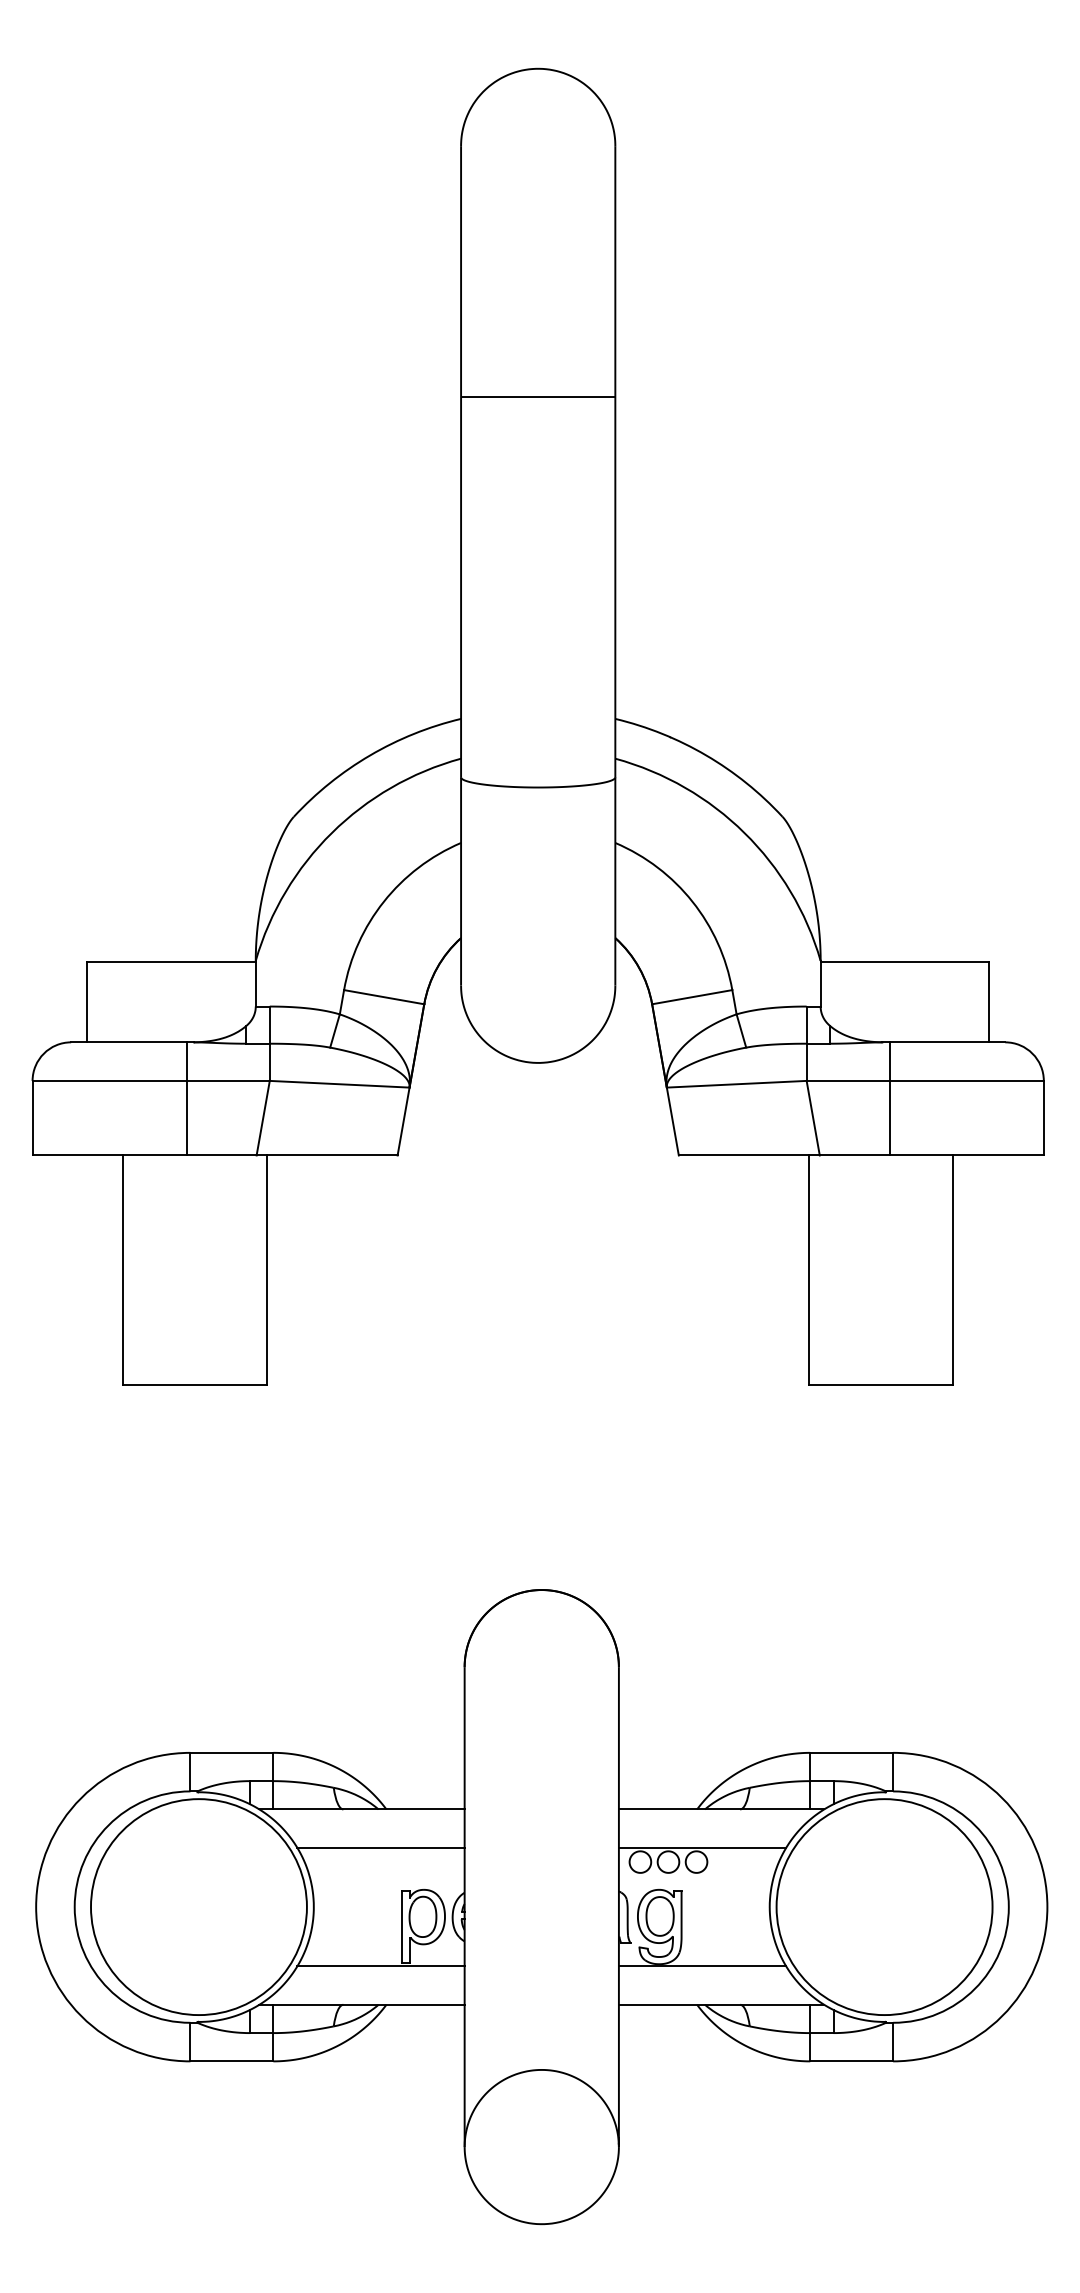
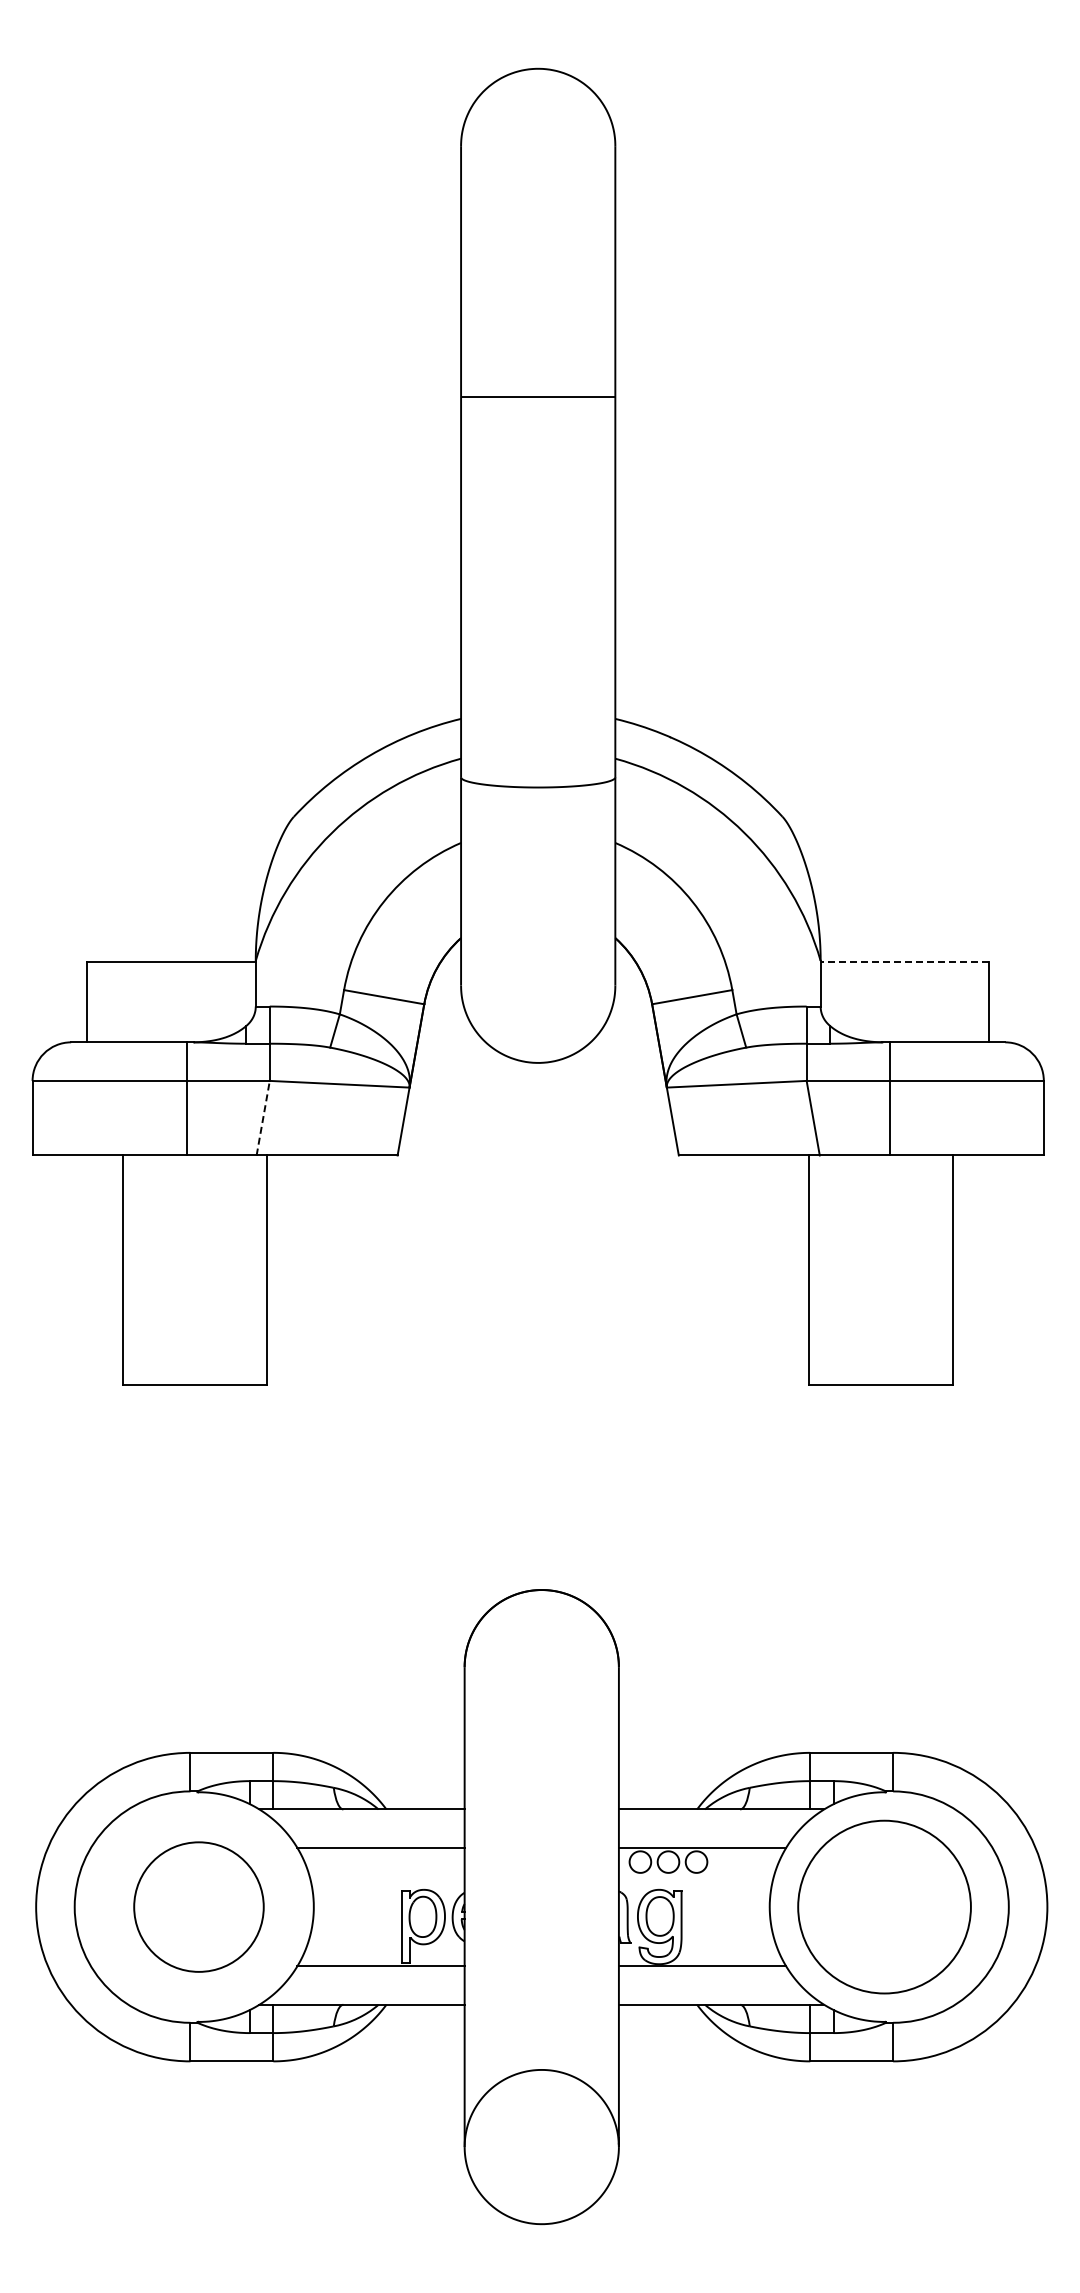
line: solid -> dashed (904, 961)
line: solid -> dashed (263, 1118)
circle diameter: 216 px -> 130 px (198, 1906)
circle diameter: 216 px -> 173 px (884, 1906)
